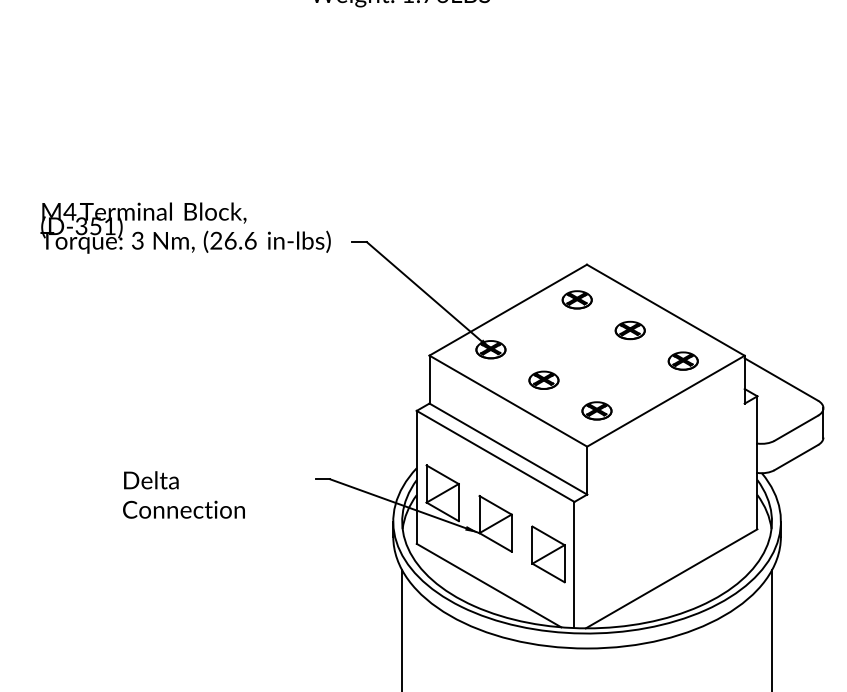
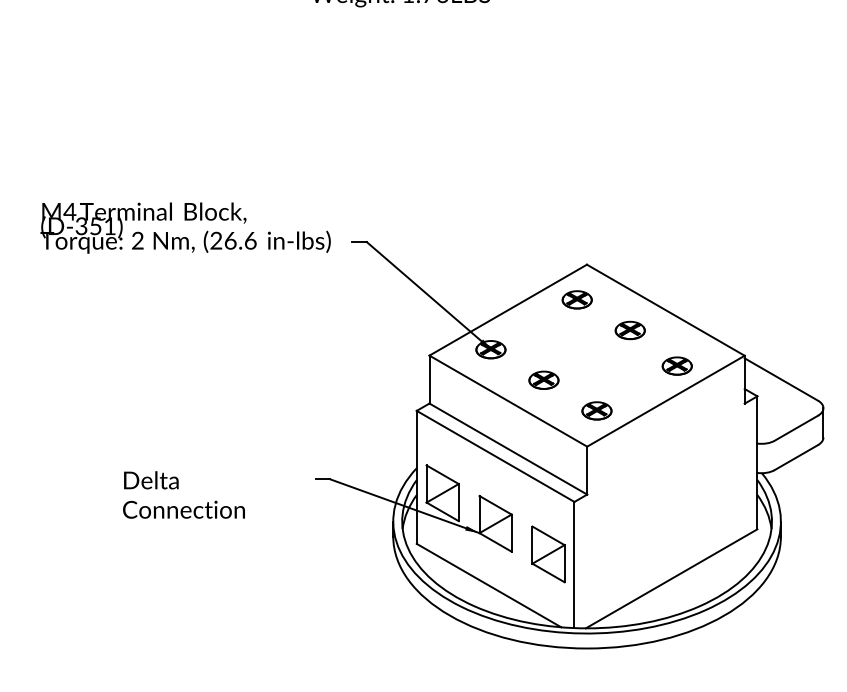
text: 3 -> 2 (137, 243)
part position: (682, 360) -> (676, 365) (676, 365)
line: present -> none (402, 629)
line: present -> none (771, 629)
